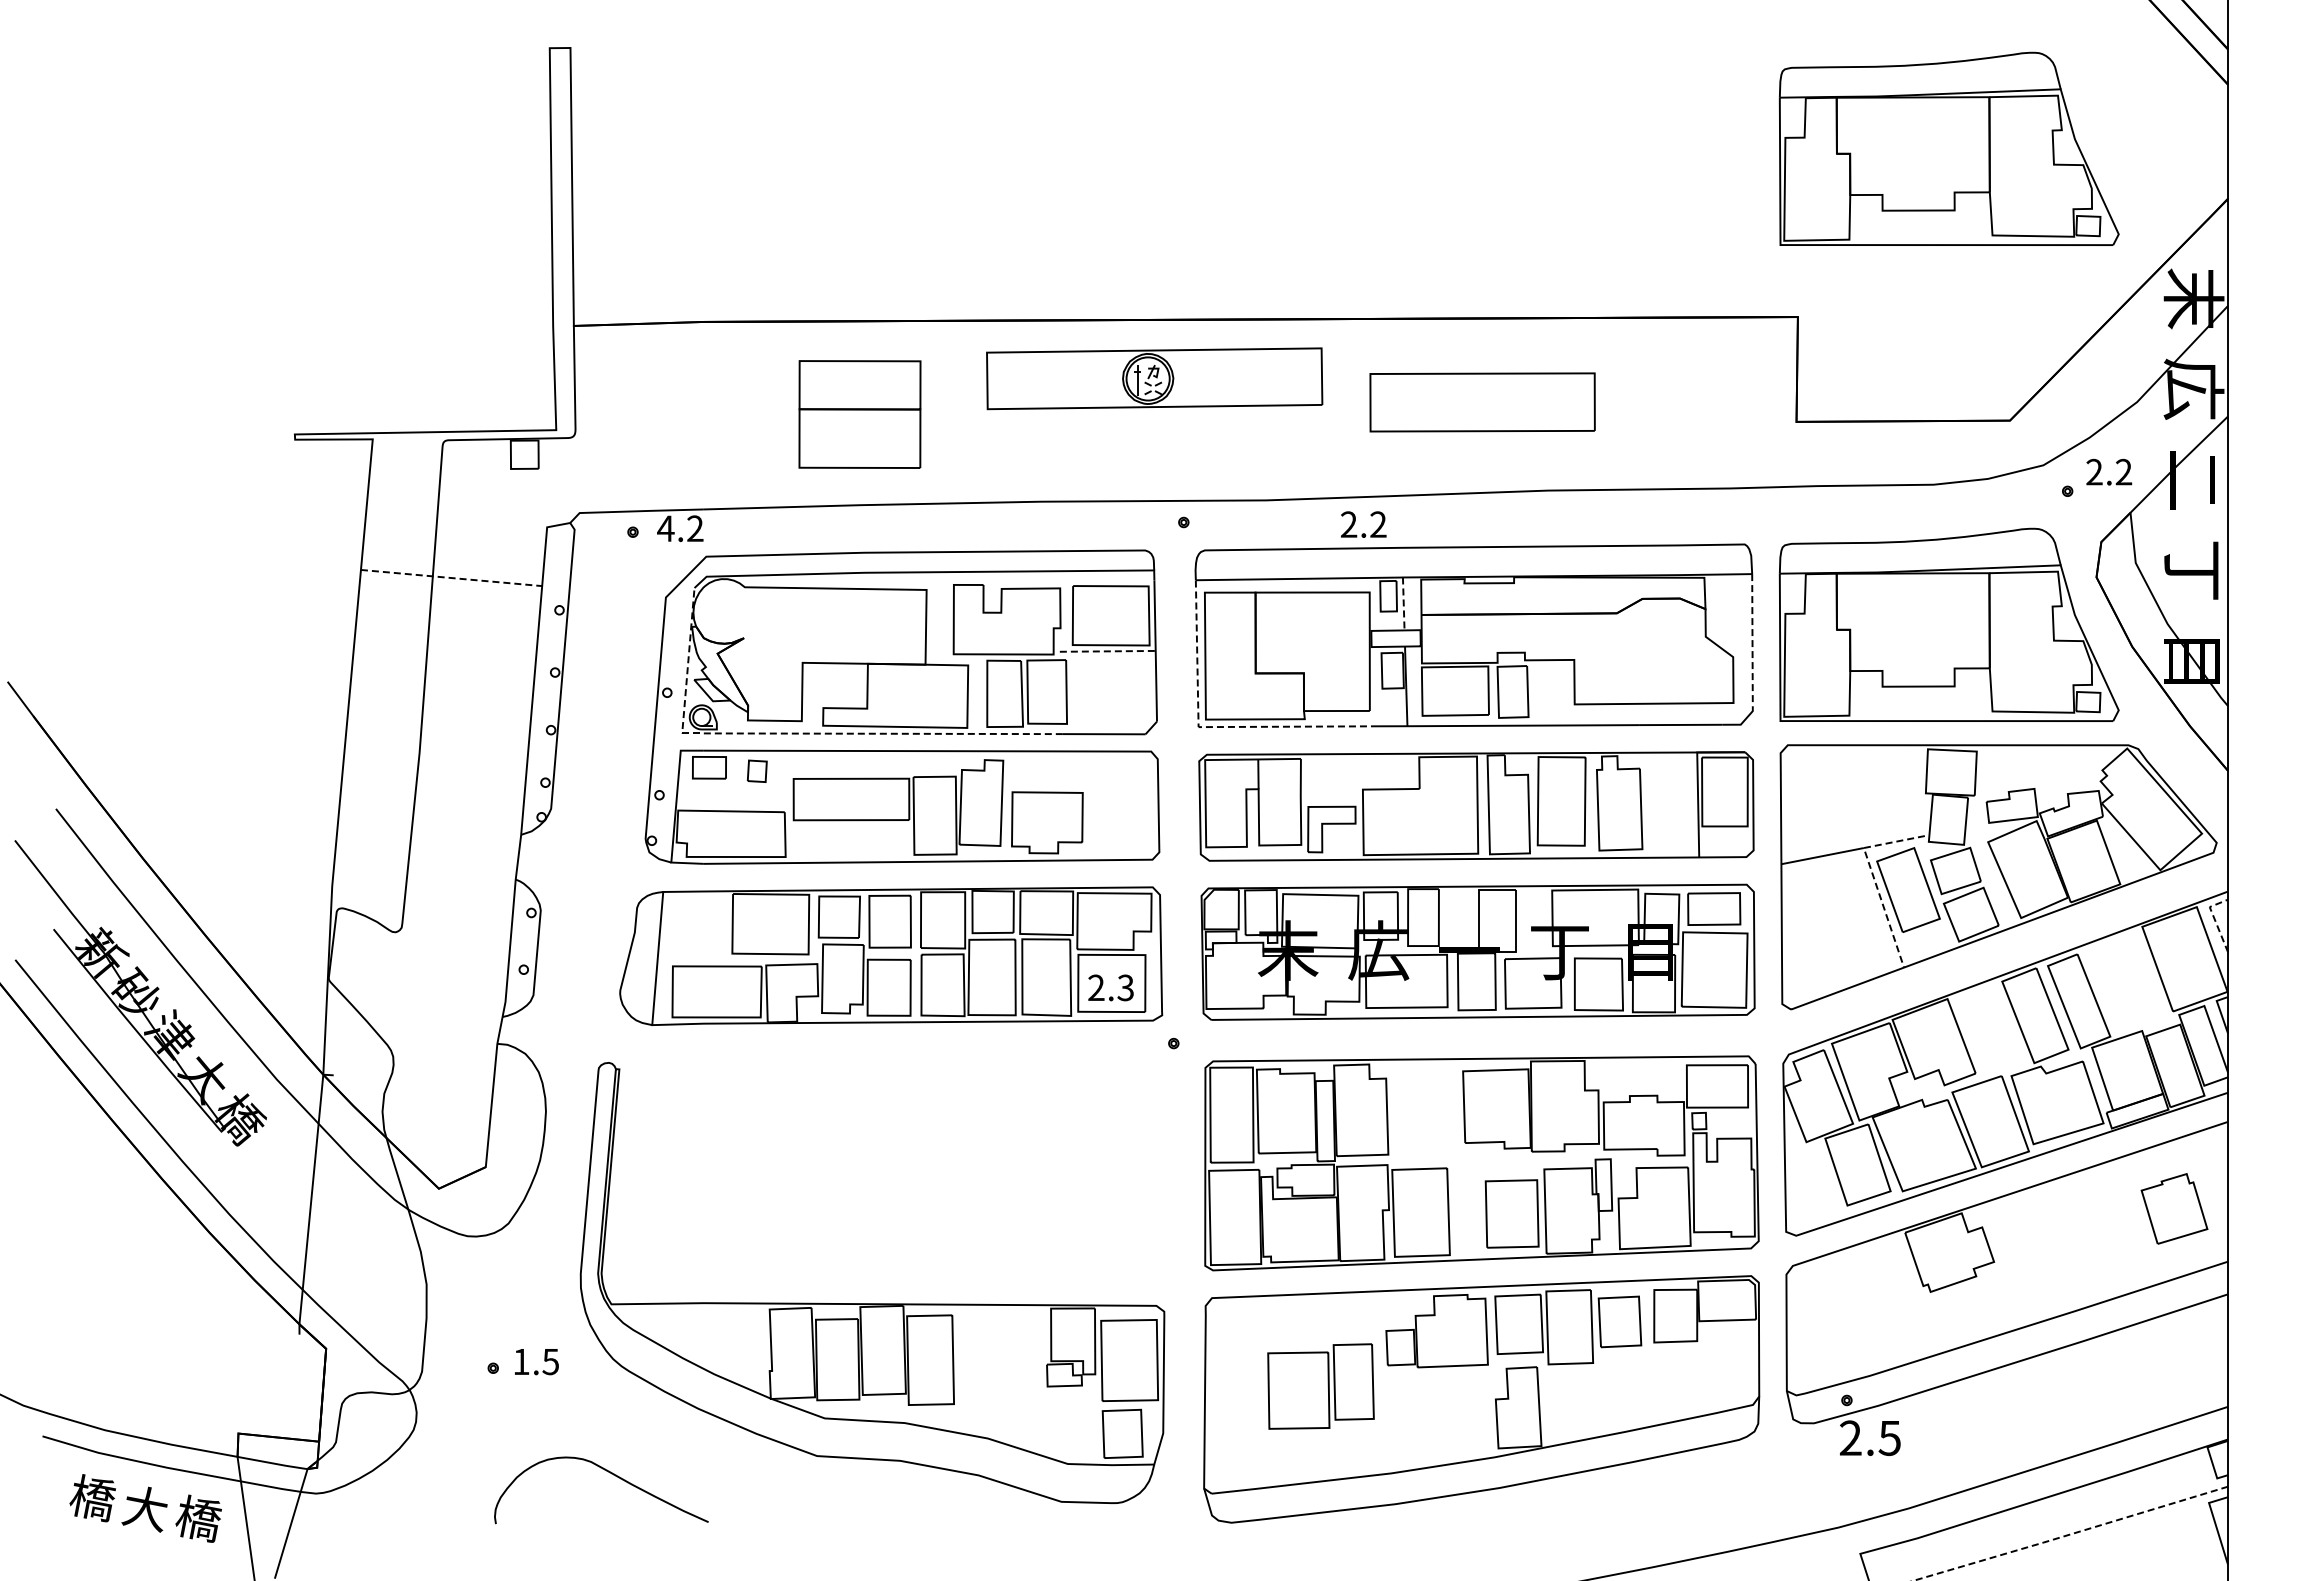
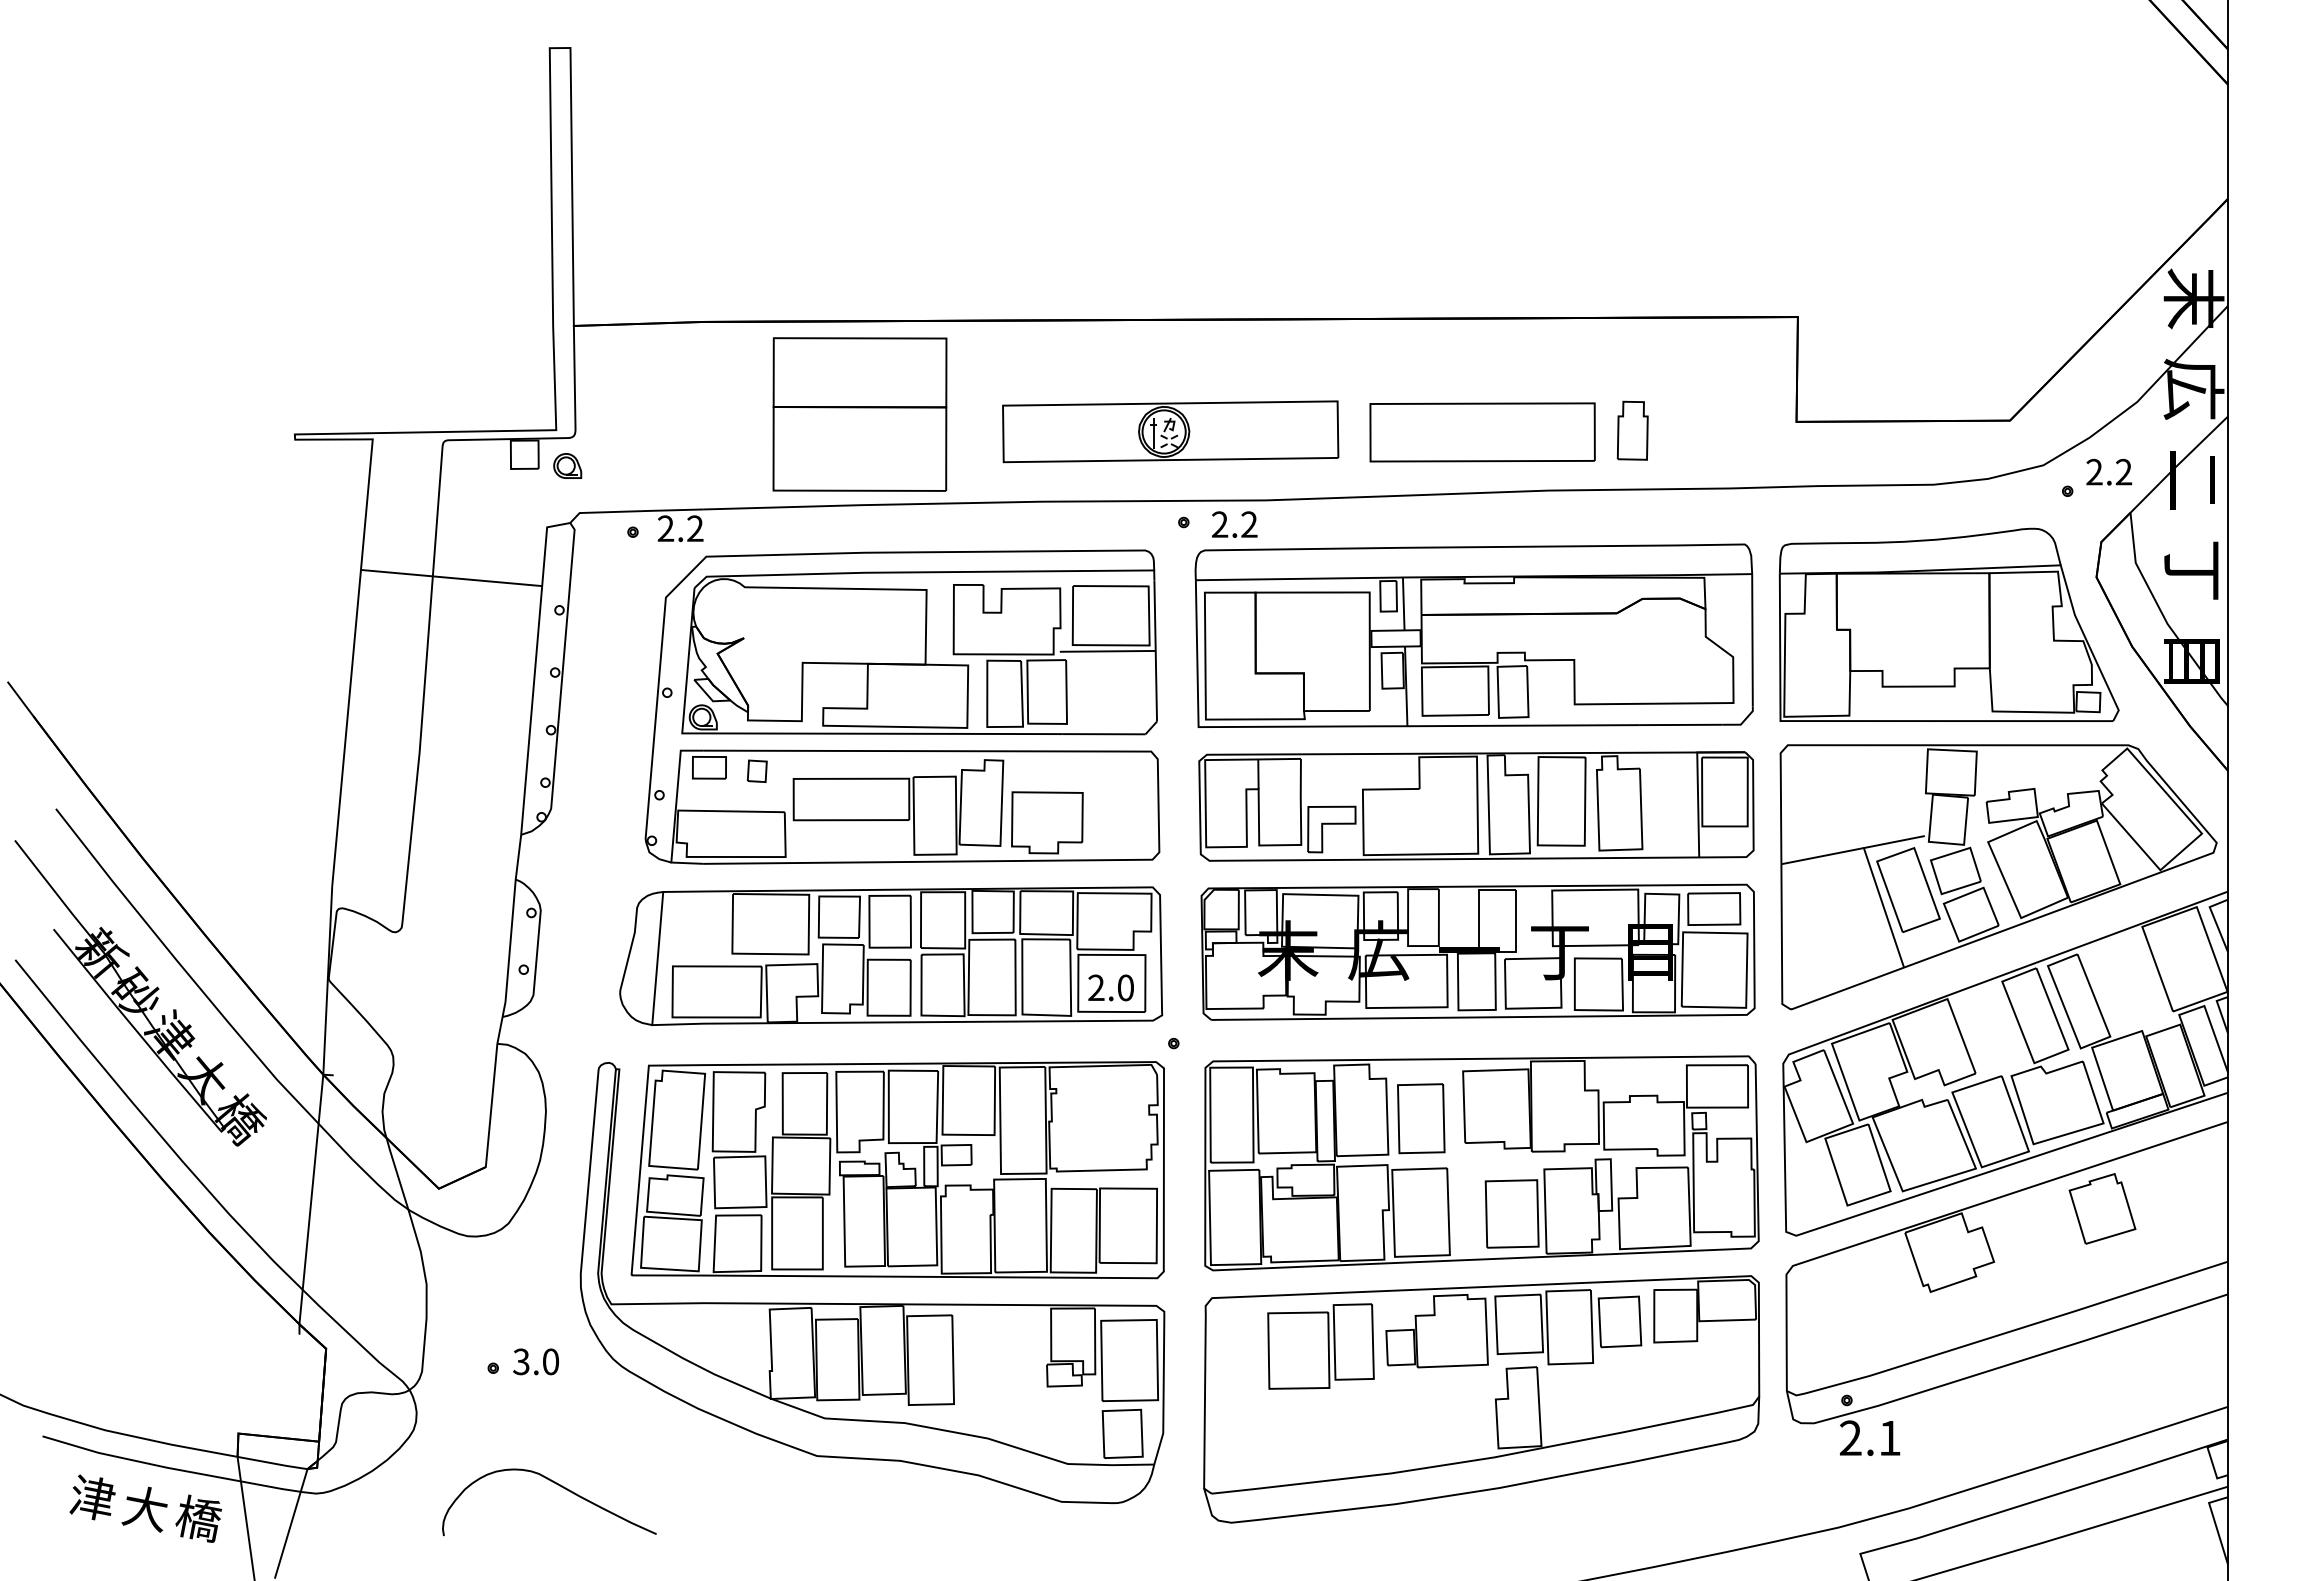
part: present -> none (1948, 148)
part position: (1154, 378) -> (1170, 431) (1170, 431)
part position: (1482, 402) -> (1482, 432) (1482, 432)
part size: 124x109 px -> 176x155 px (859, 414)
part: none -> present (1632, 430)
part: none -> present (567, 465)
text position: (1363, 524) -> (1234, 524) (1234, 524)
text: 4.2 -> 2.2 (665, 528)
line: dashed -> solid (450, 577)
line: dashed -> solid (1403, 604)
line: dashed -> solid (1752, 640)
line: dashed -> solid (1107, 651)
line: dashed -> solid (1214, 727)
line: dashed -> solid (797, 733)
line: dashed -> solid (1873, 878)
line: dashed -> solid (2214, 920)
text: 2.3 -> 2.0 (1125, 987)
part: none -> present (1421, 1118)
part: none -> present (897, 1170)
part position: (2174, 1208) -> (2102, 1208) (2102, 1208)
text: 1.5 -> 3.0 (535, 1361)
part position: (1320, 1386) -> (1320, 1346) (1320, 1346)
text: 2.5 -> 2.1 (1889, 1438)
curve position: (611, 1474) -> (559, 1486) (559, 1486)
text: 橋 -> 津 (92, 1498)
line: dashed -> solid (2069, 1534)
